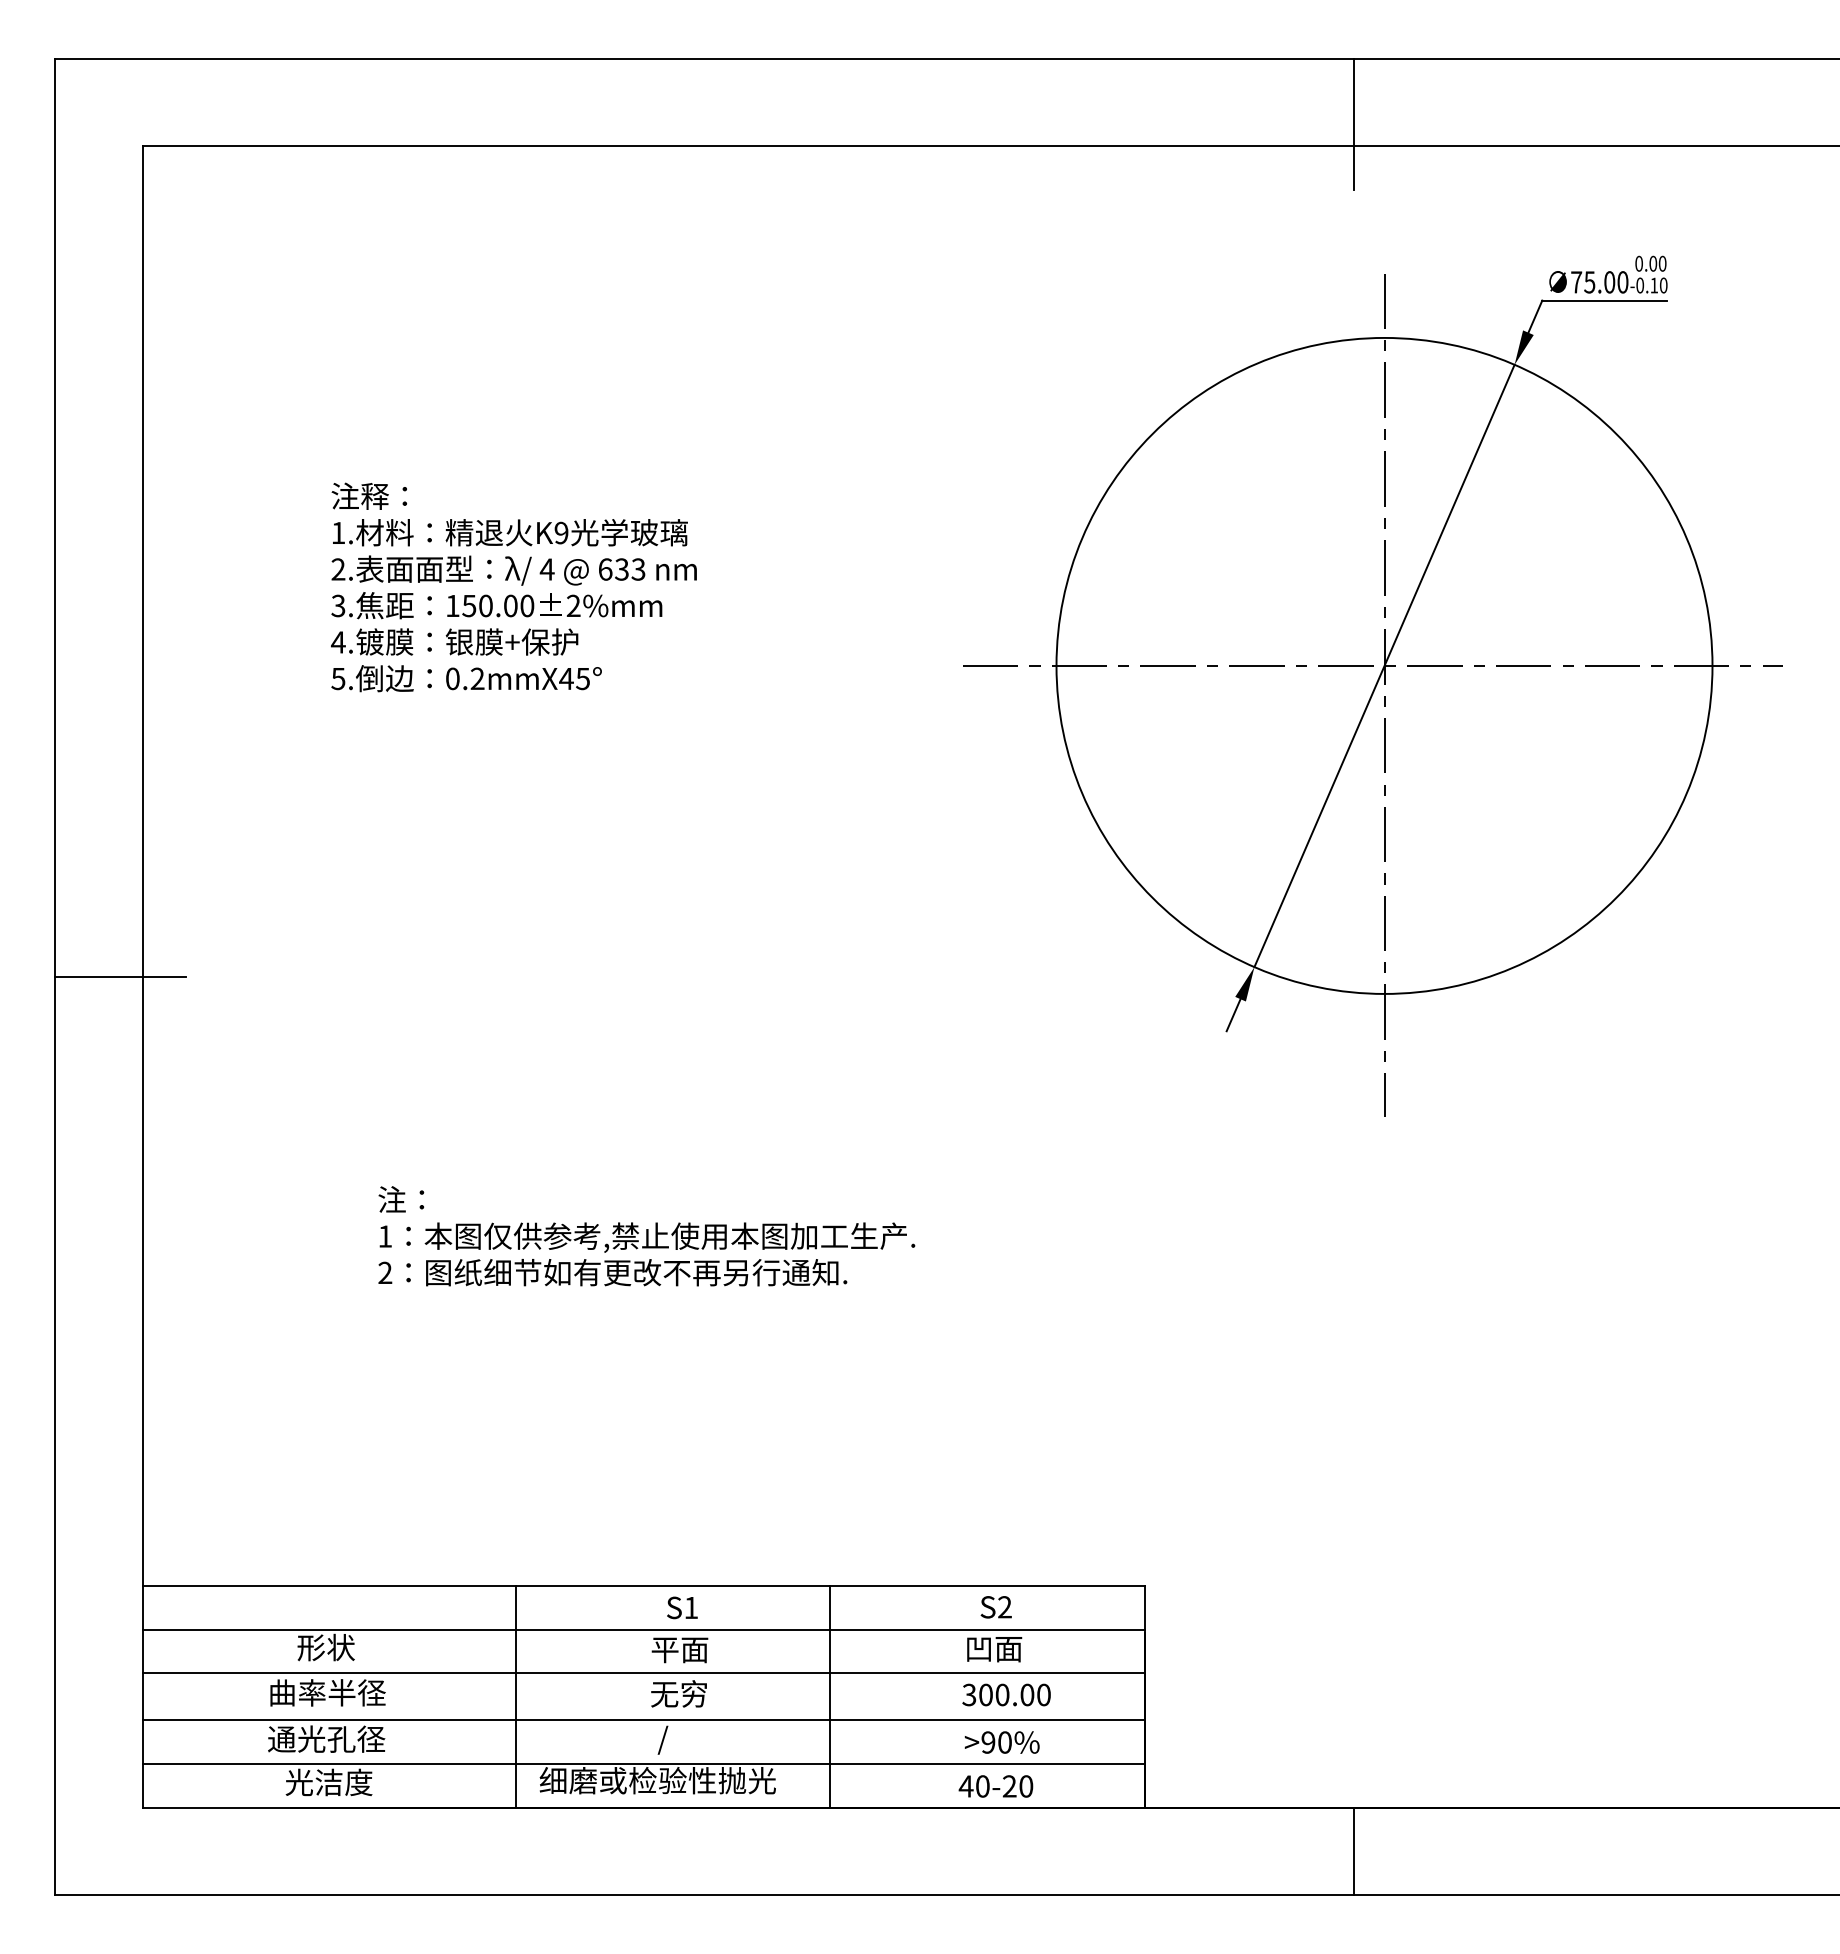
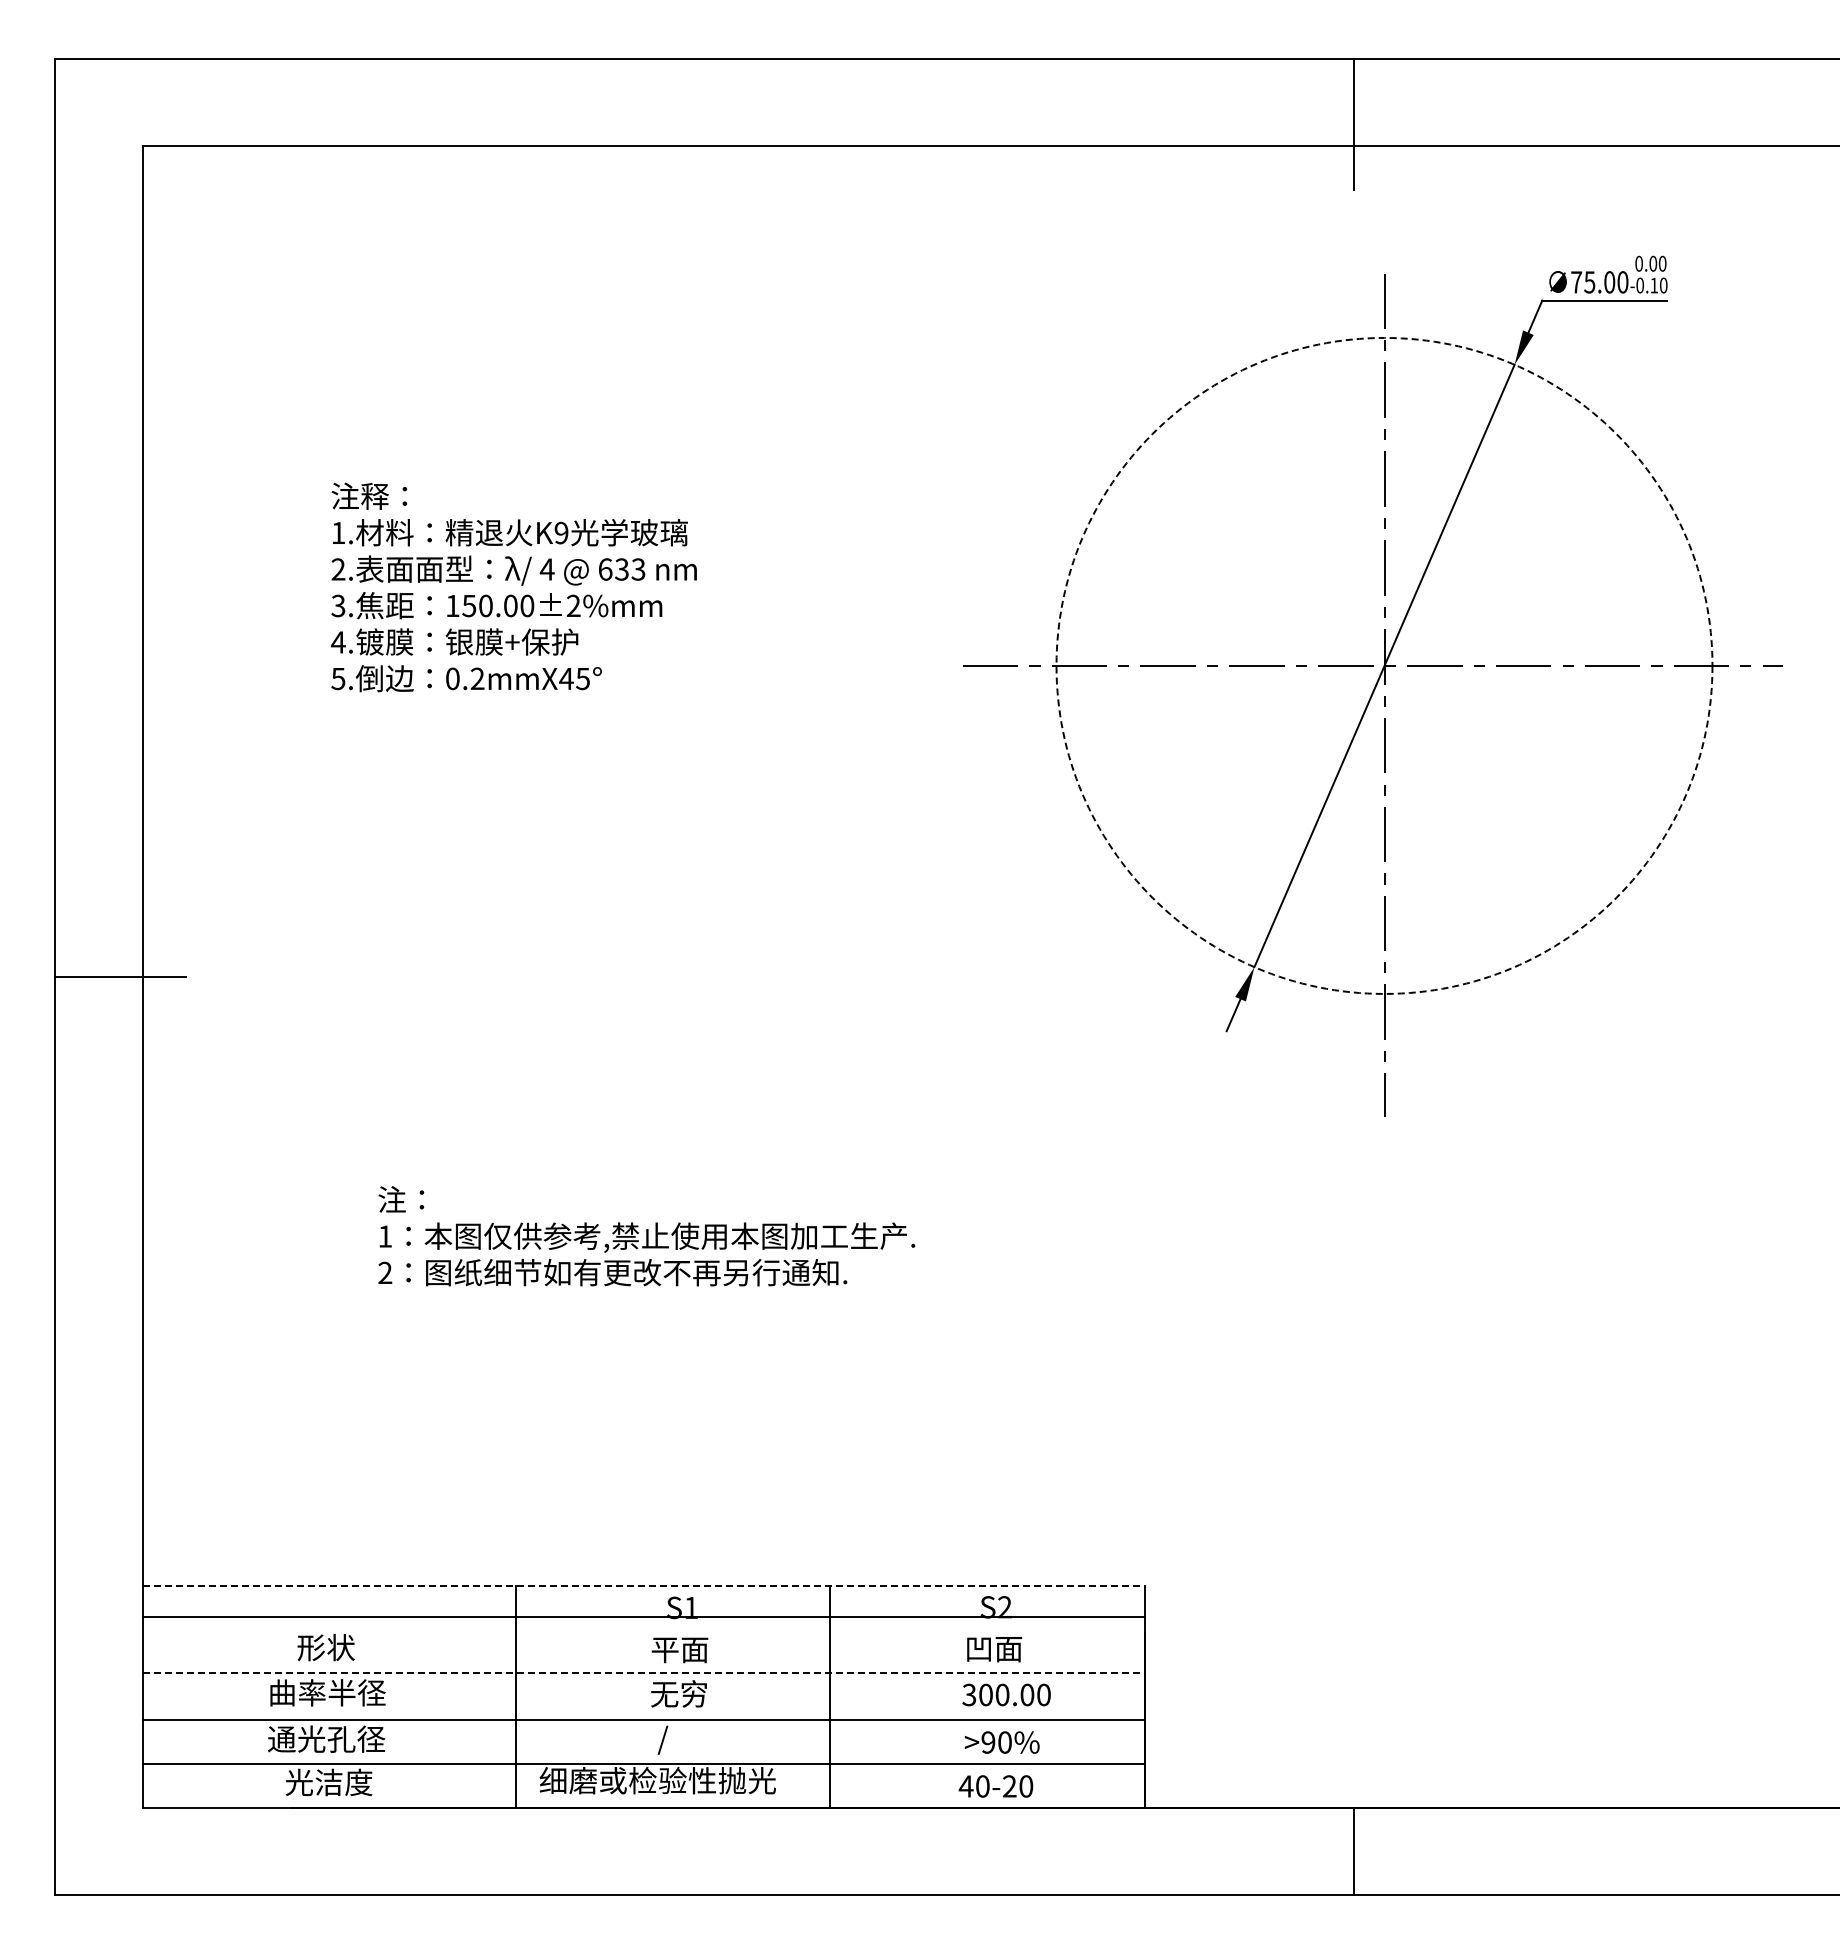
circle: solid -> dashed (1384, 665)
line: solid -> dashed (644, 1586)
line position: (643, 1630) -> (643, 1617) (643, 1617)
line: solid -> dashed (644, 1673)
